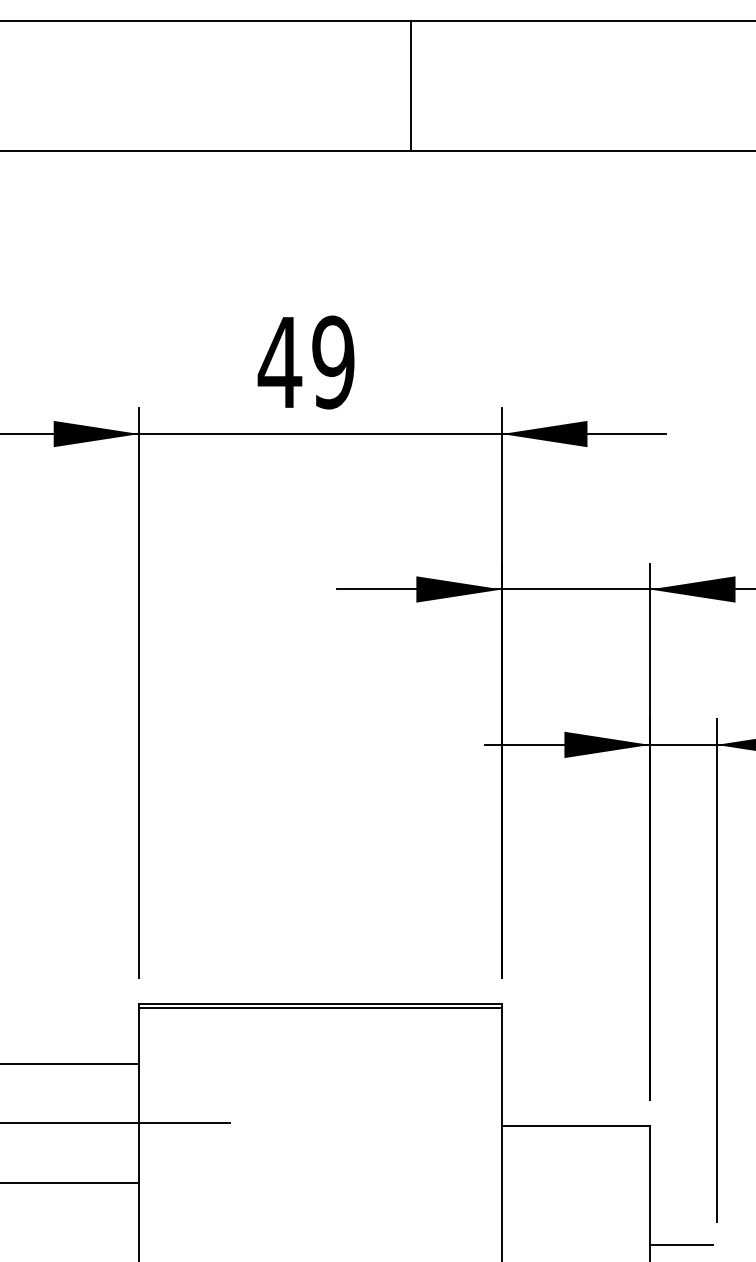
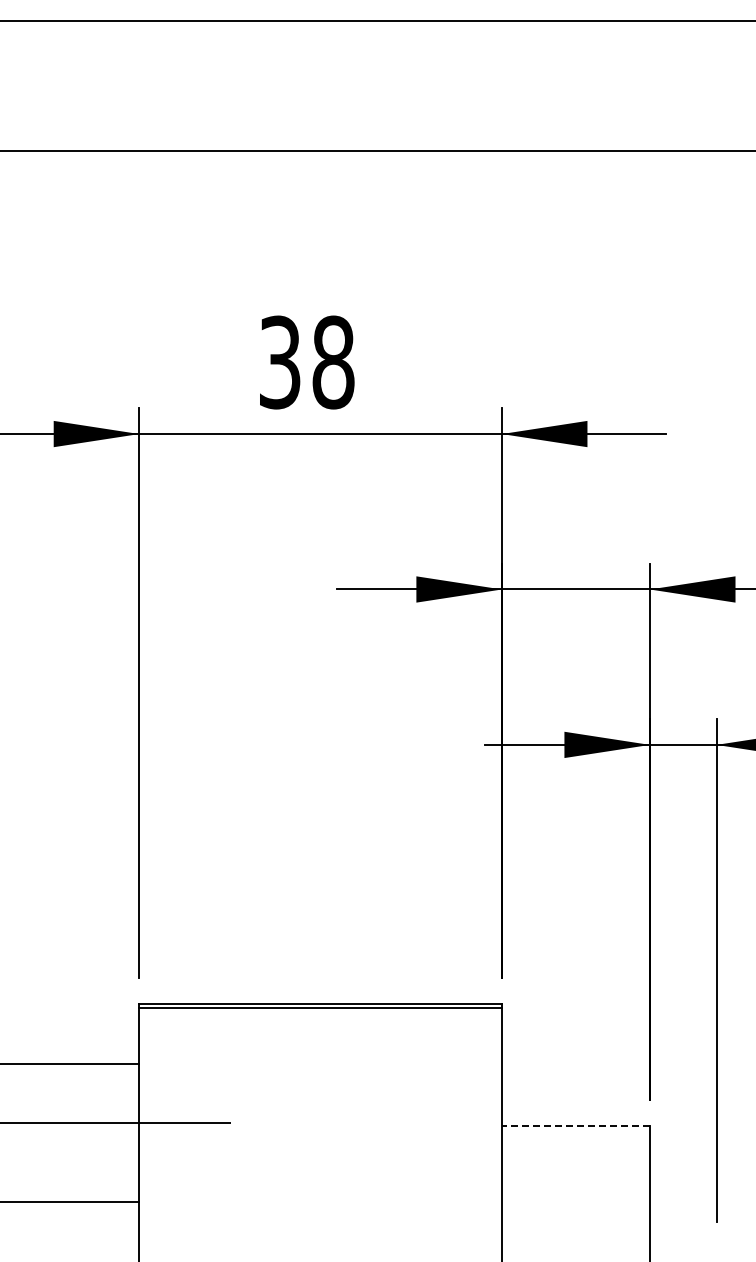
line: present -> none (410, 85)
text: 49 -> 38 (305, 362)
line: solid -> dashed (575, 1126)
line position: (70, 1182) -> (70, 1201) (70, 1201)
line: present -> none (680, 1244)
